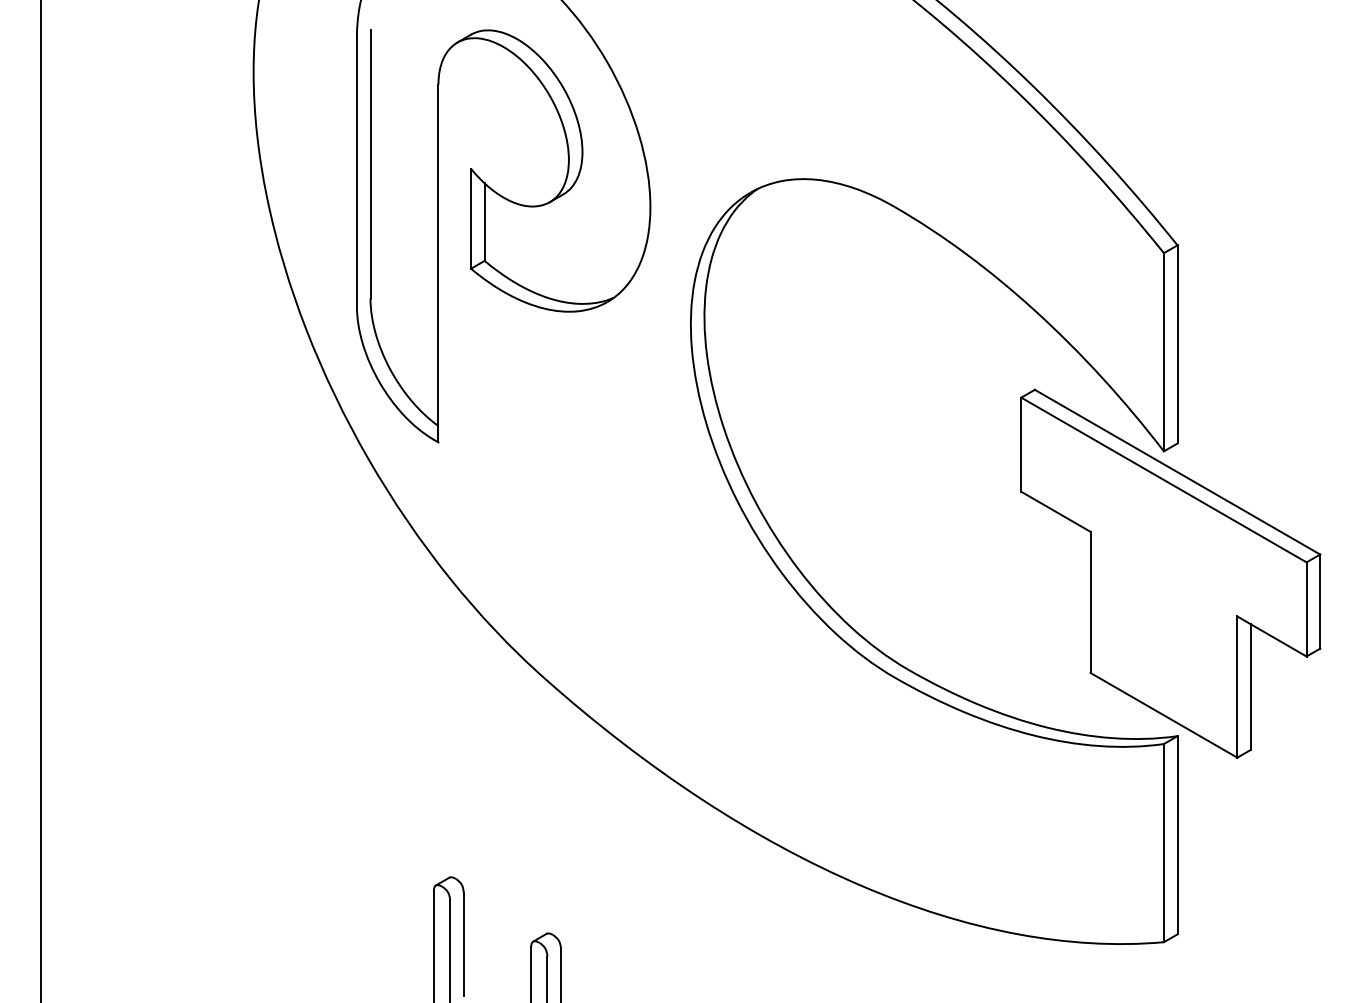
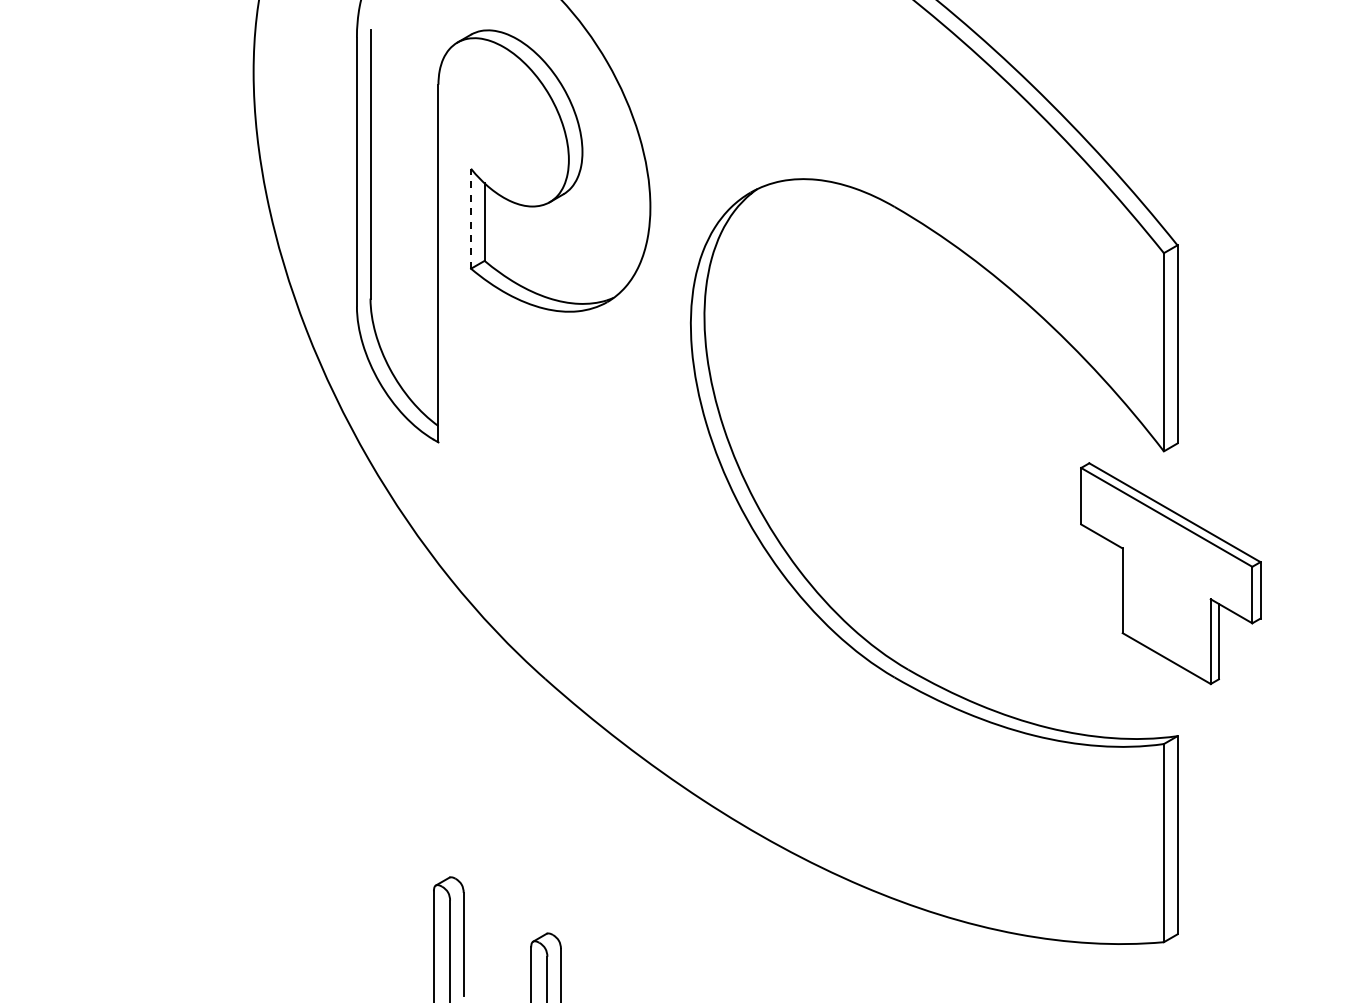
line: solid -> dashed (471, 218)
line: present -> none (40, 500)
part size: 302x371 px -> 182x224 px (1170, 573)
